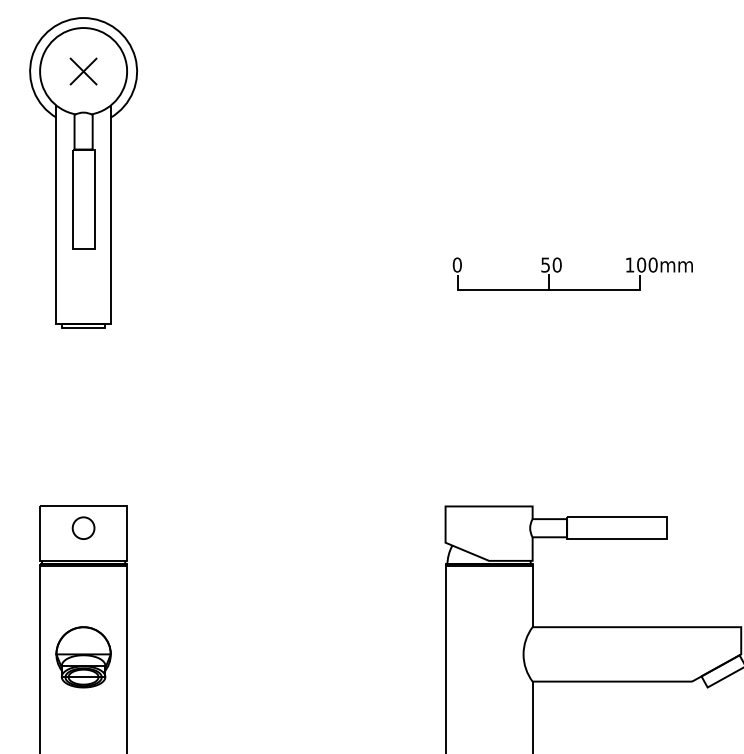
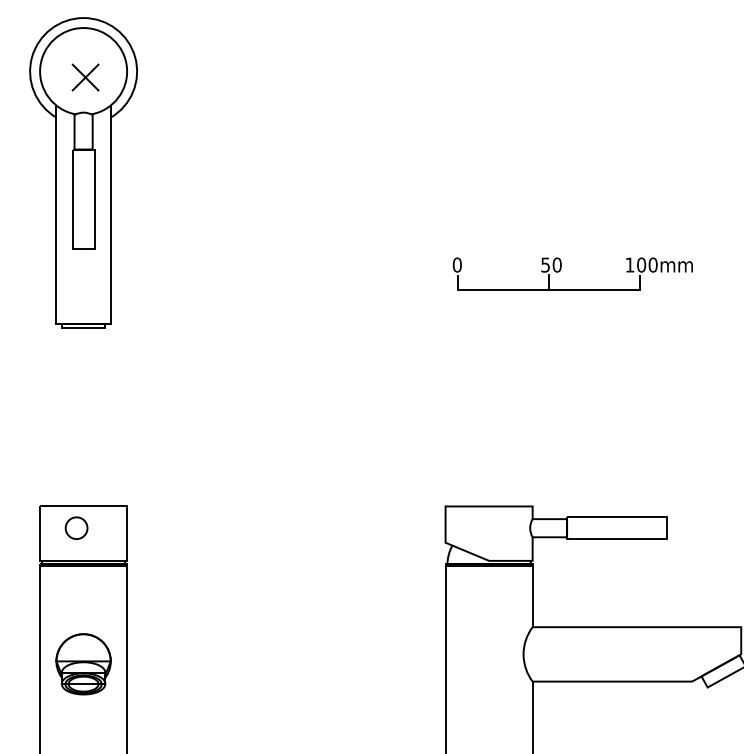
part position: (83, 71) -> (85, 77) (85, 77)
circle position: (83, 527) -> (76, 527) (76, 527)
part position: (83, 657) -> (83, 664) (83, 664)
